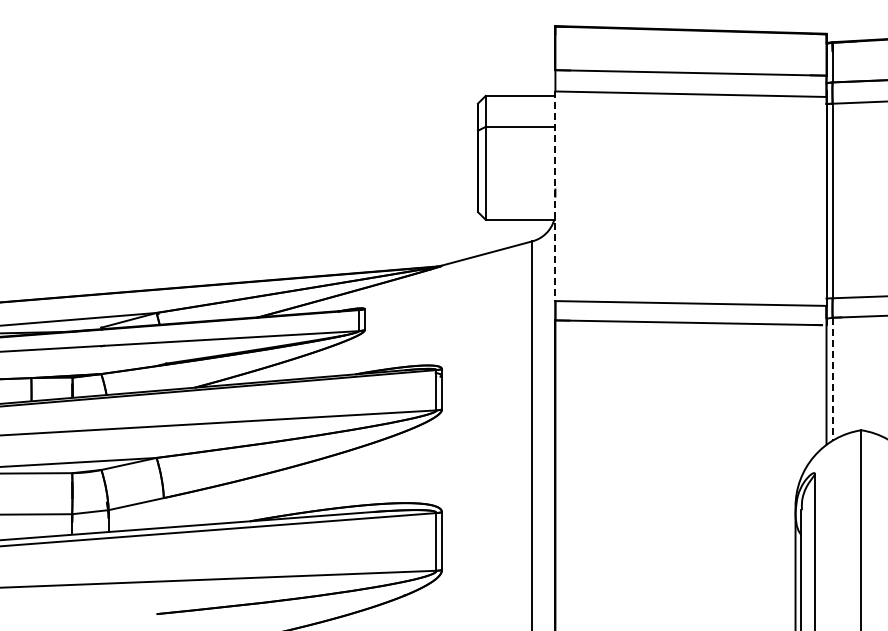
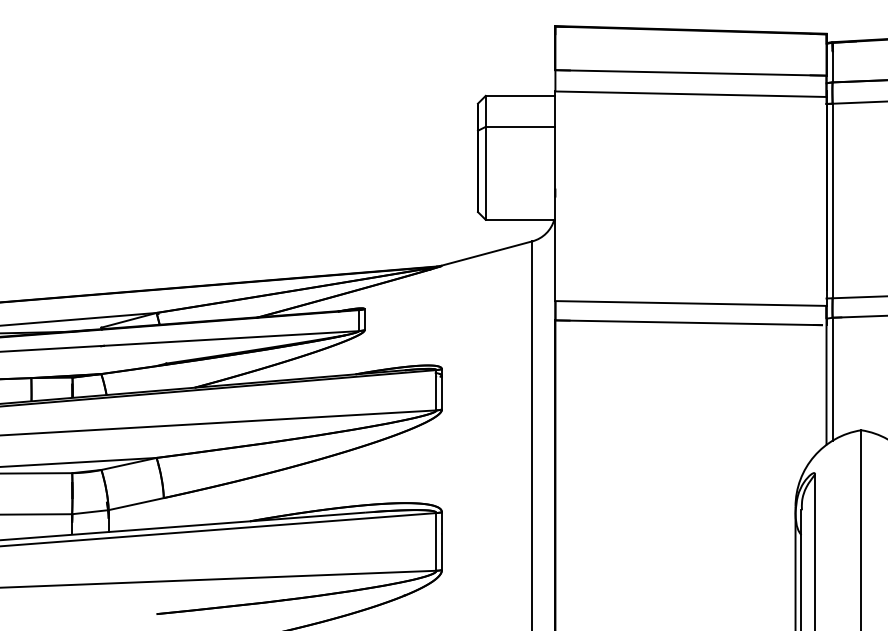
line: dashed -> solid (555, 196)
line: dashed -> solid (832, 379)
